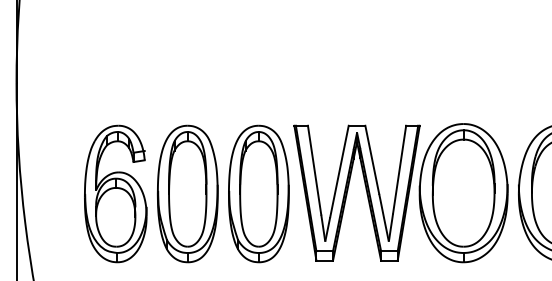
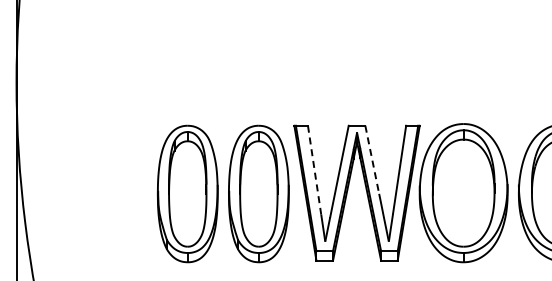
line: solid -> dashed (372, 159)
line: solid -> dashed (314, 170)
part: present -> none (115, 193)
